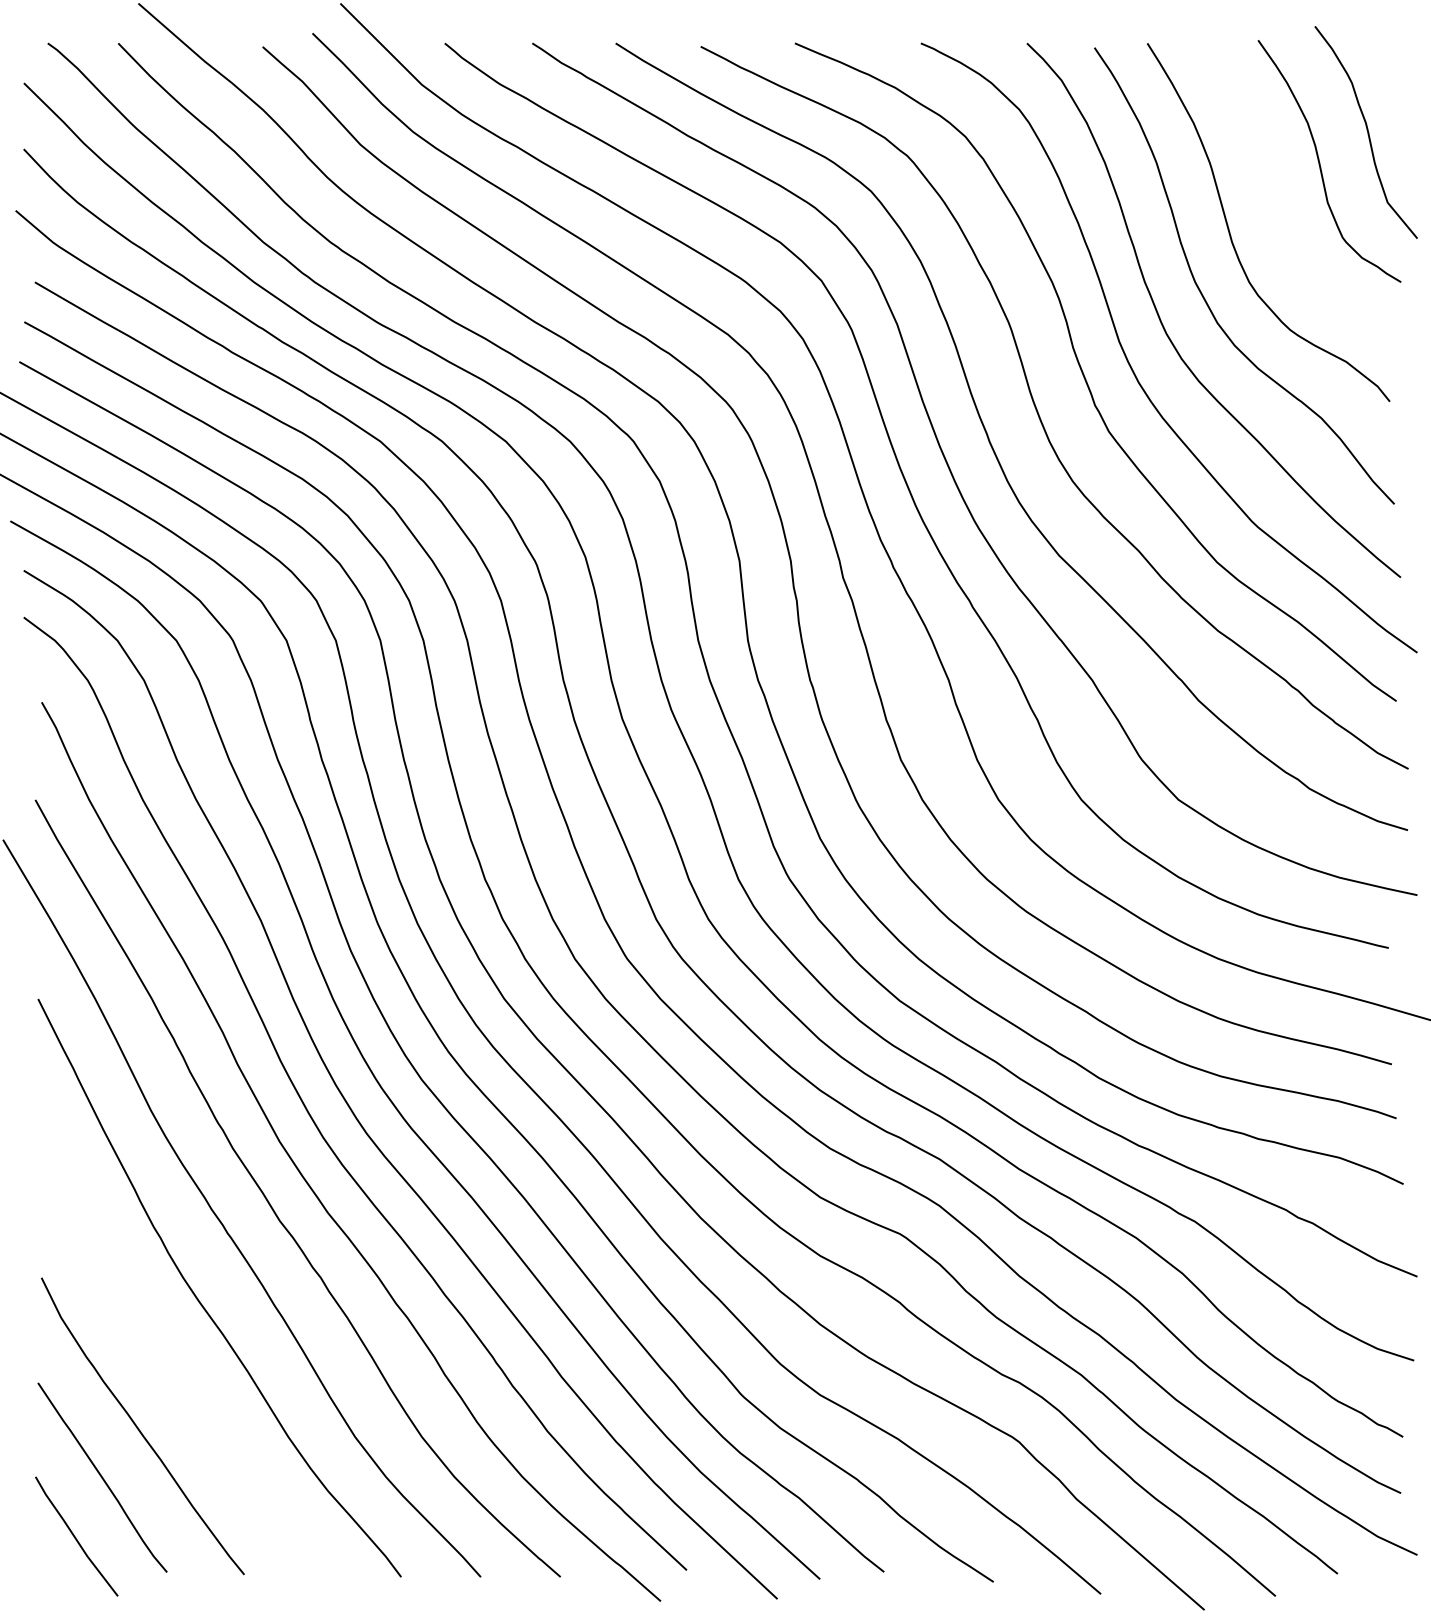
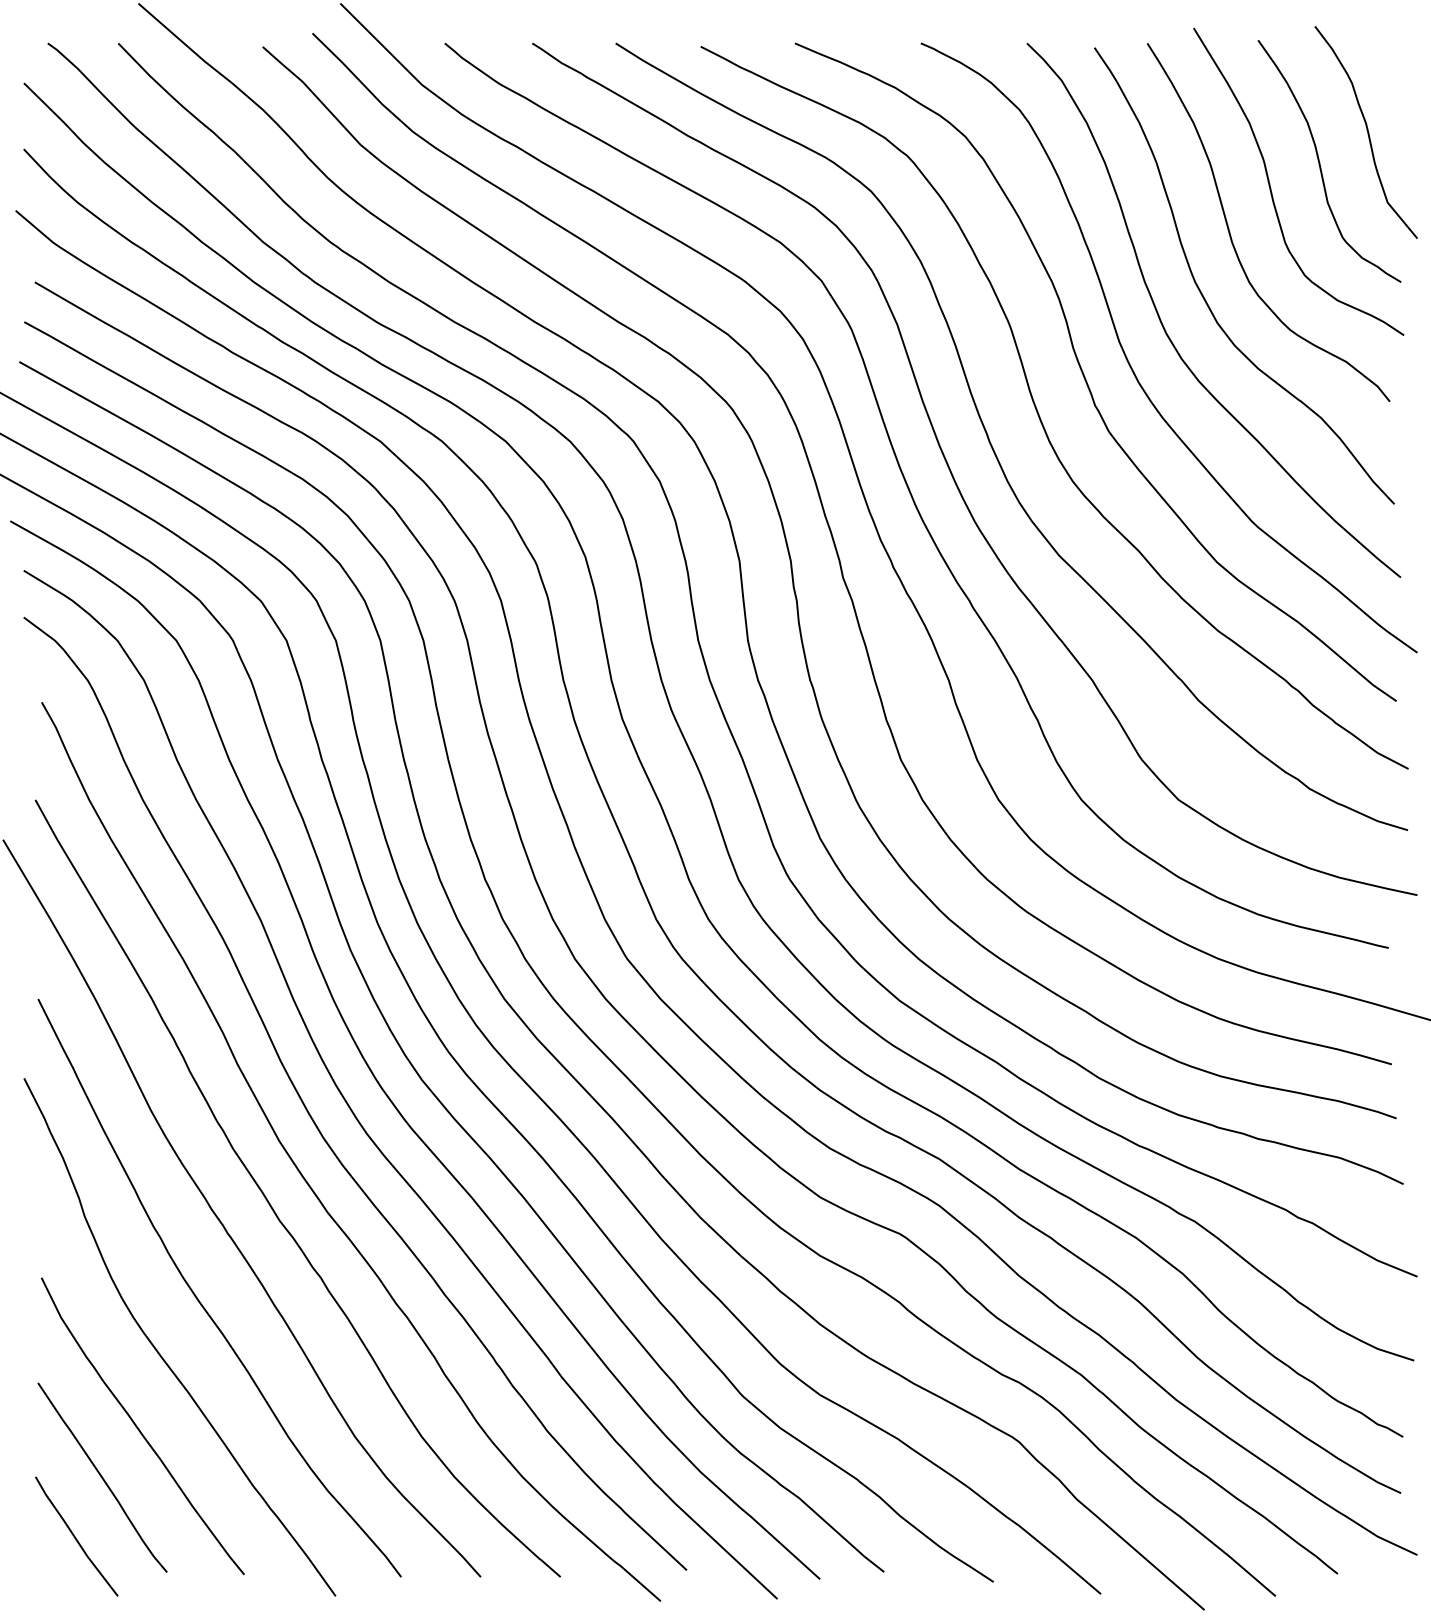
curve: none -> present (1271, 188)
curve: none -> present (159, 1352)
